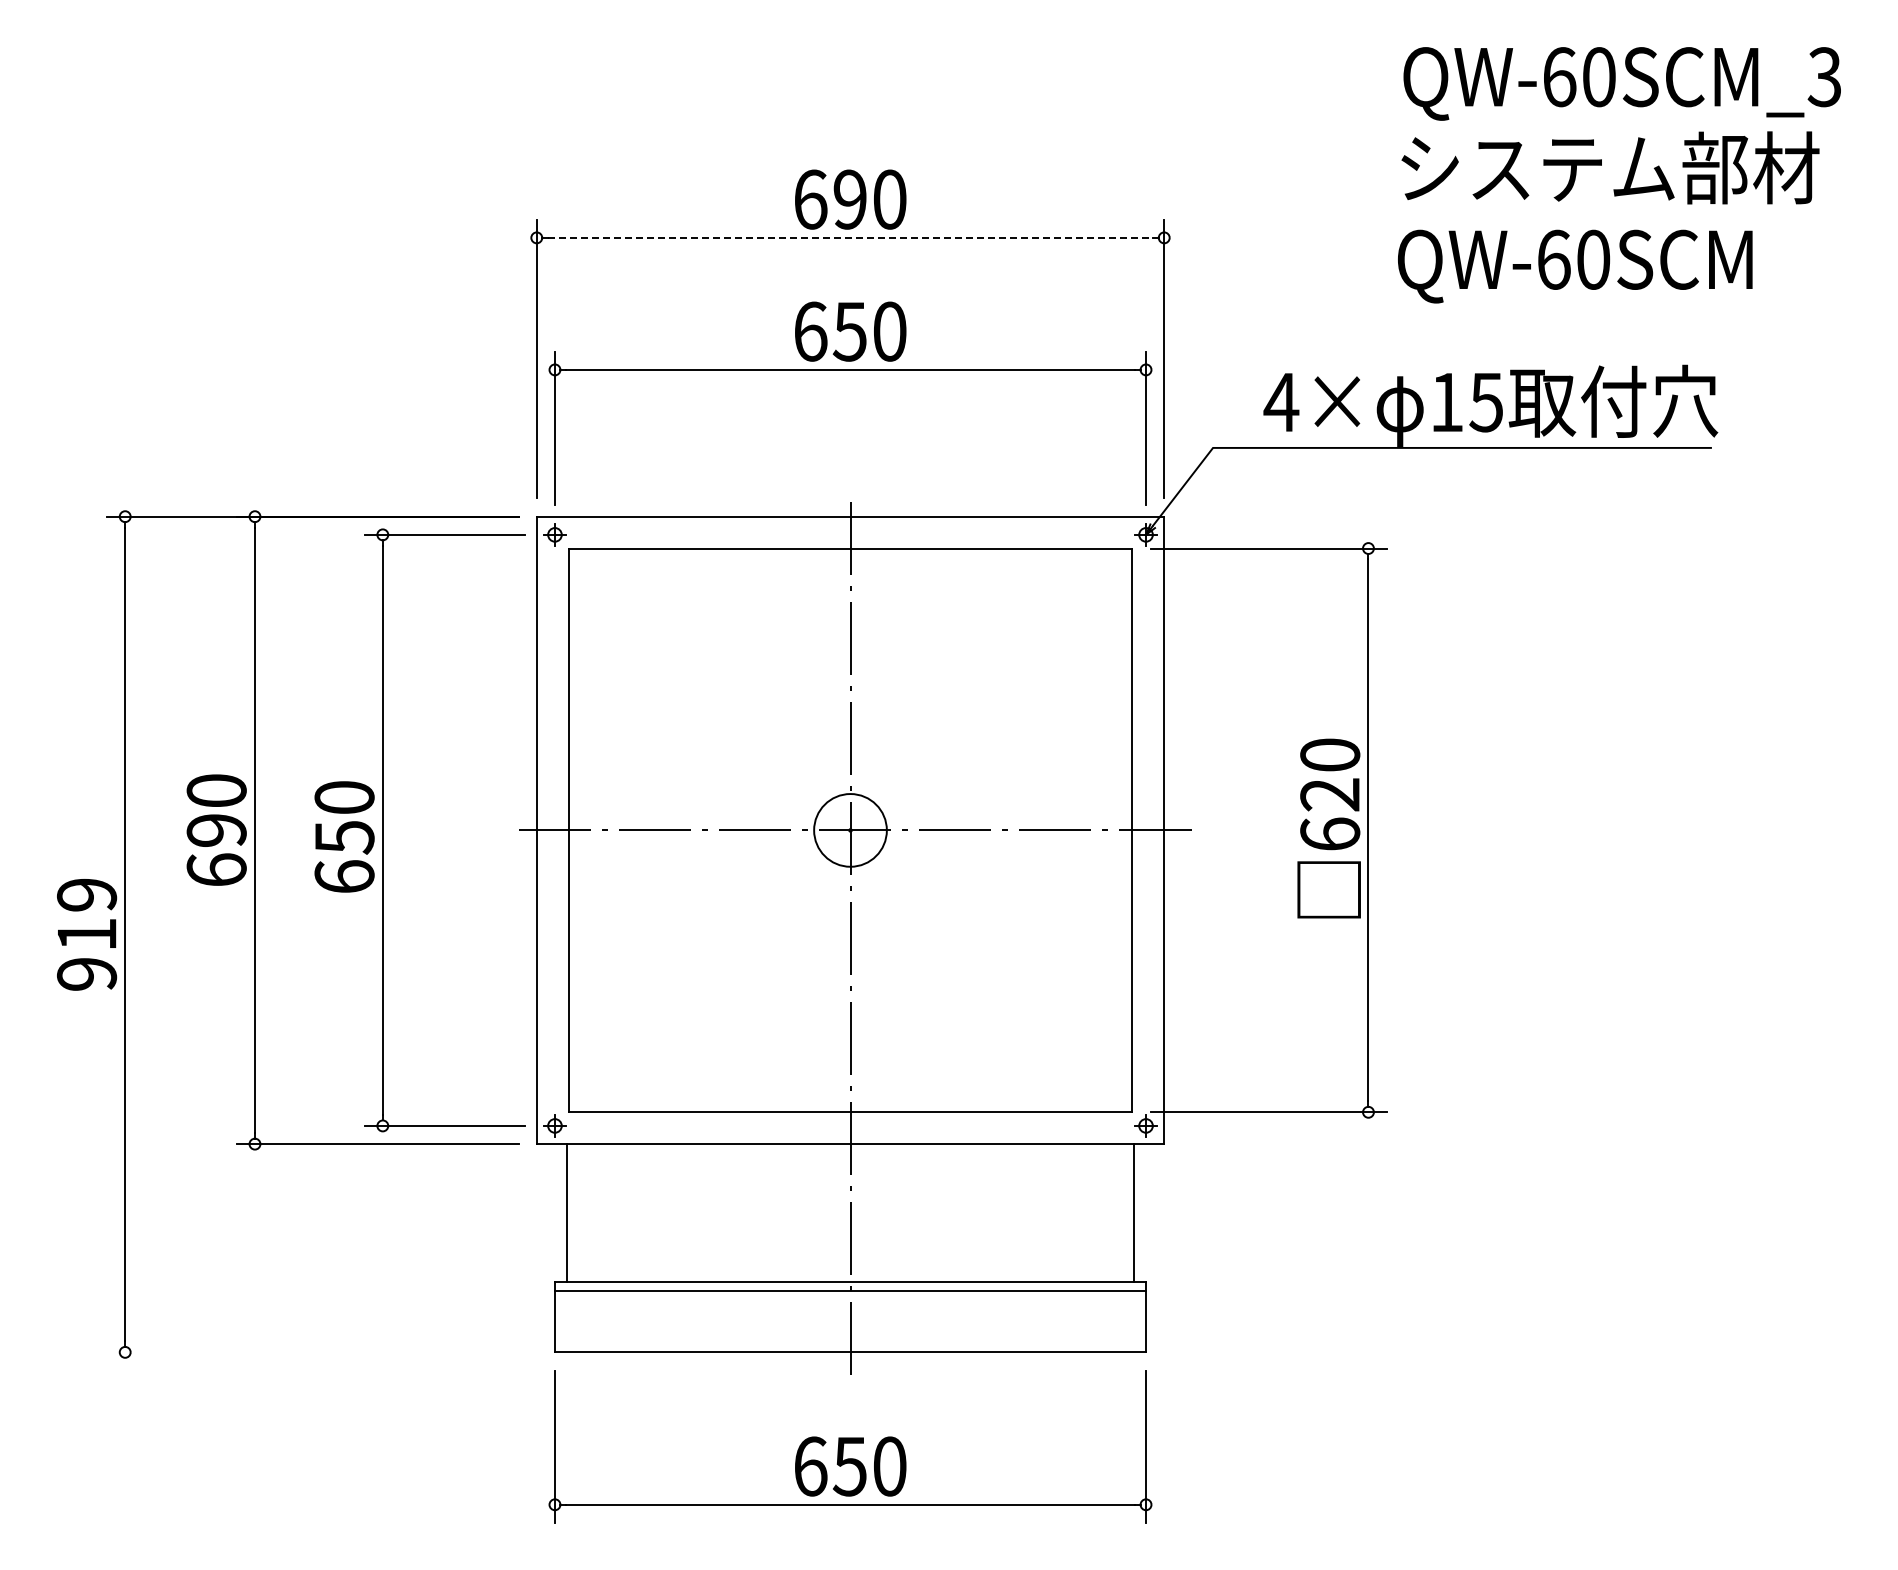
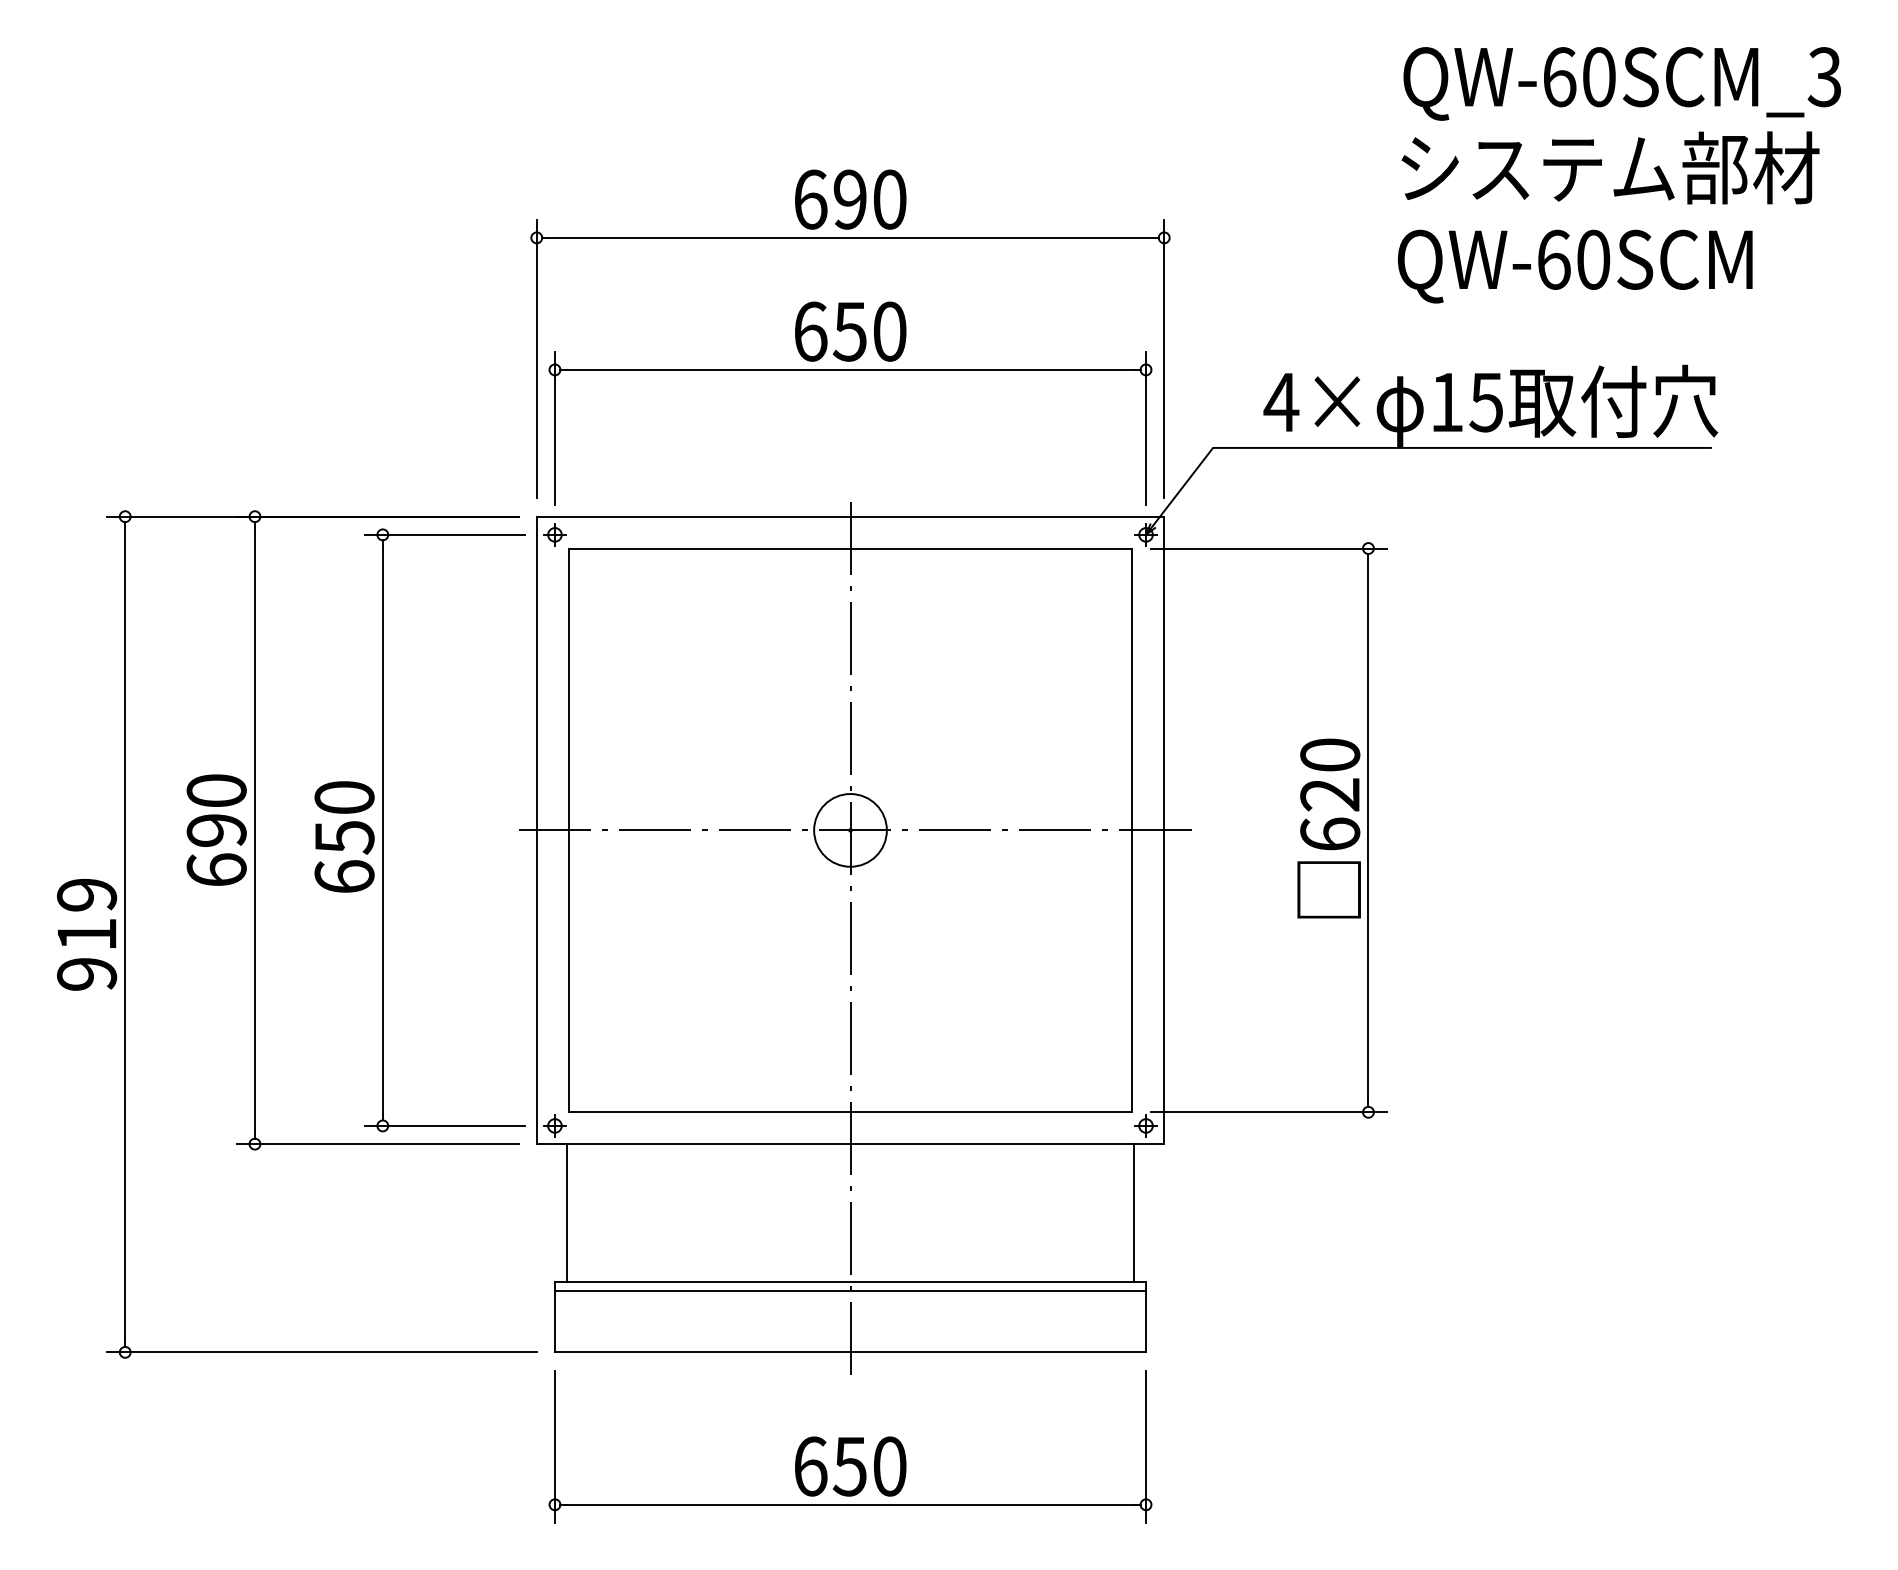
line: dashed -> solid (850, 237)
line: none -> present (321, 1352)
